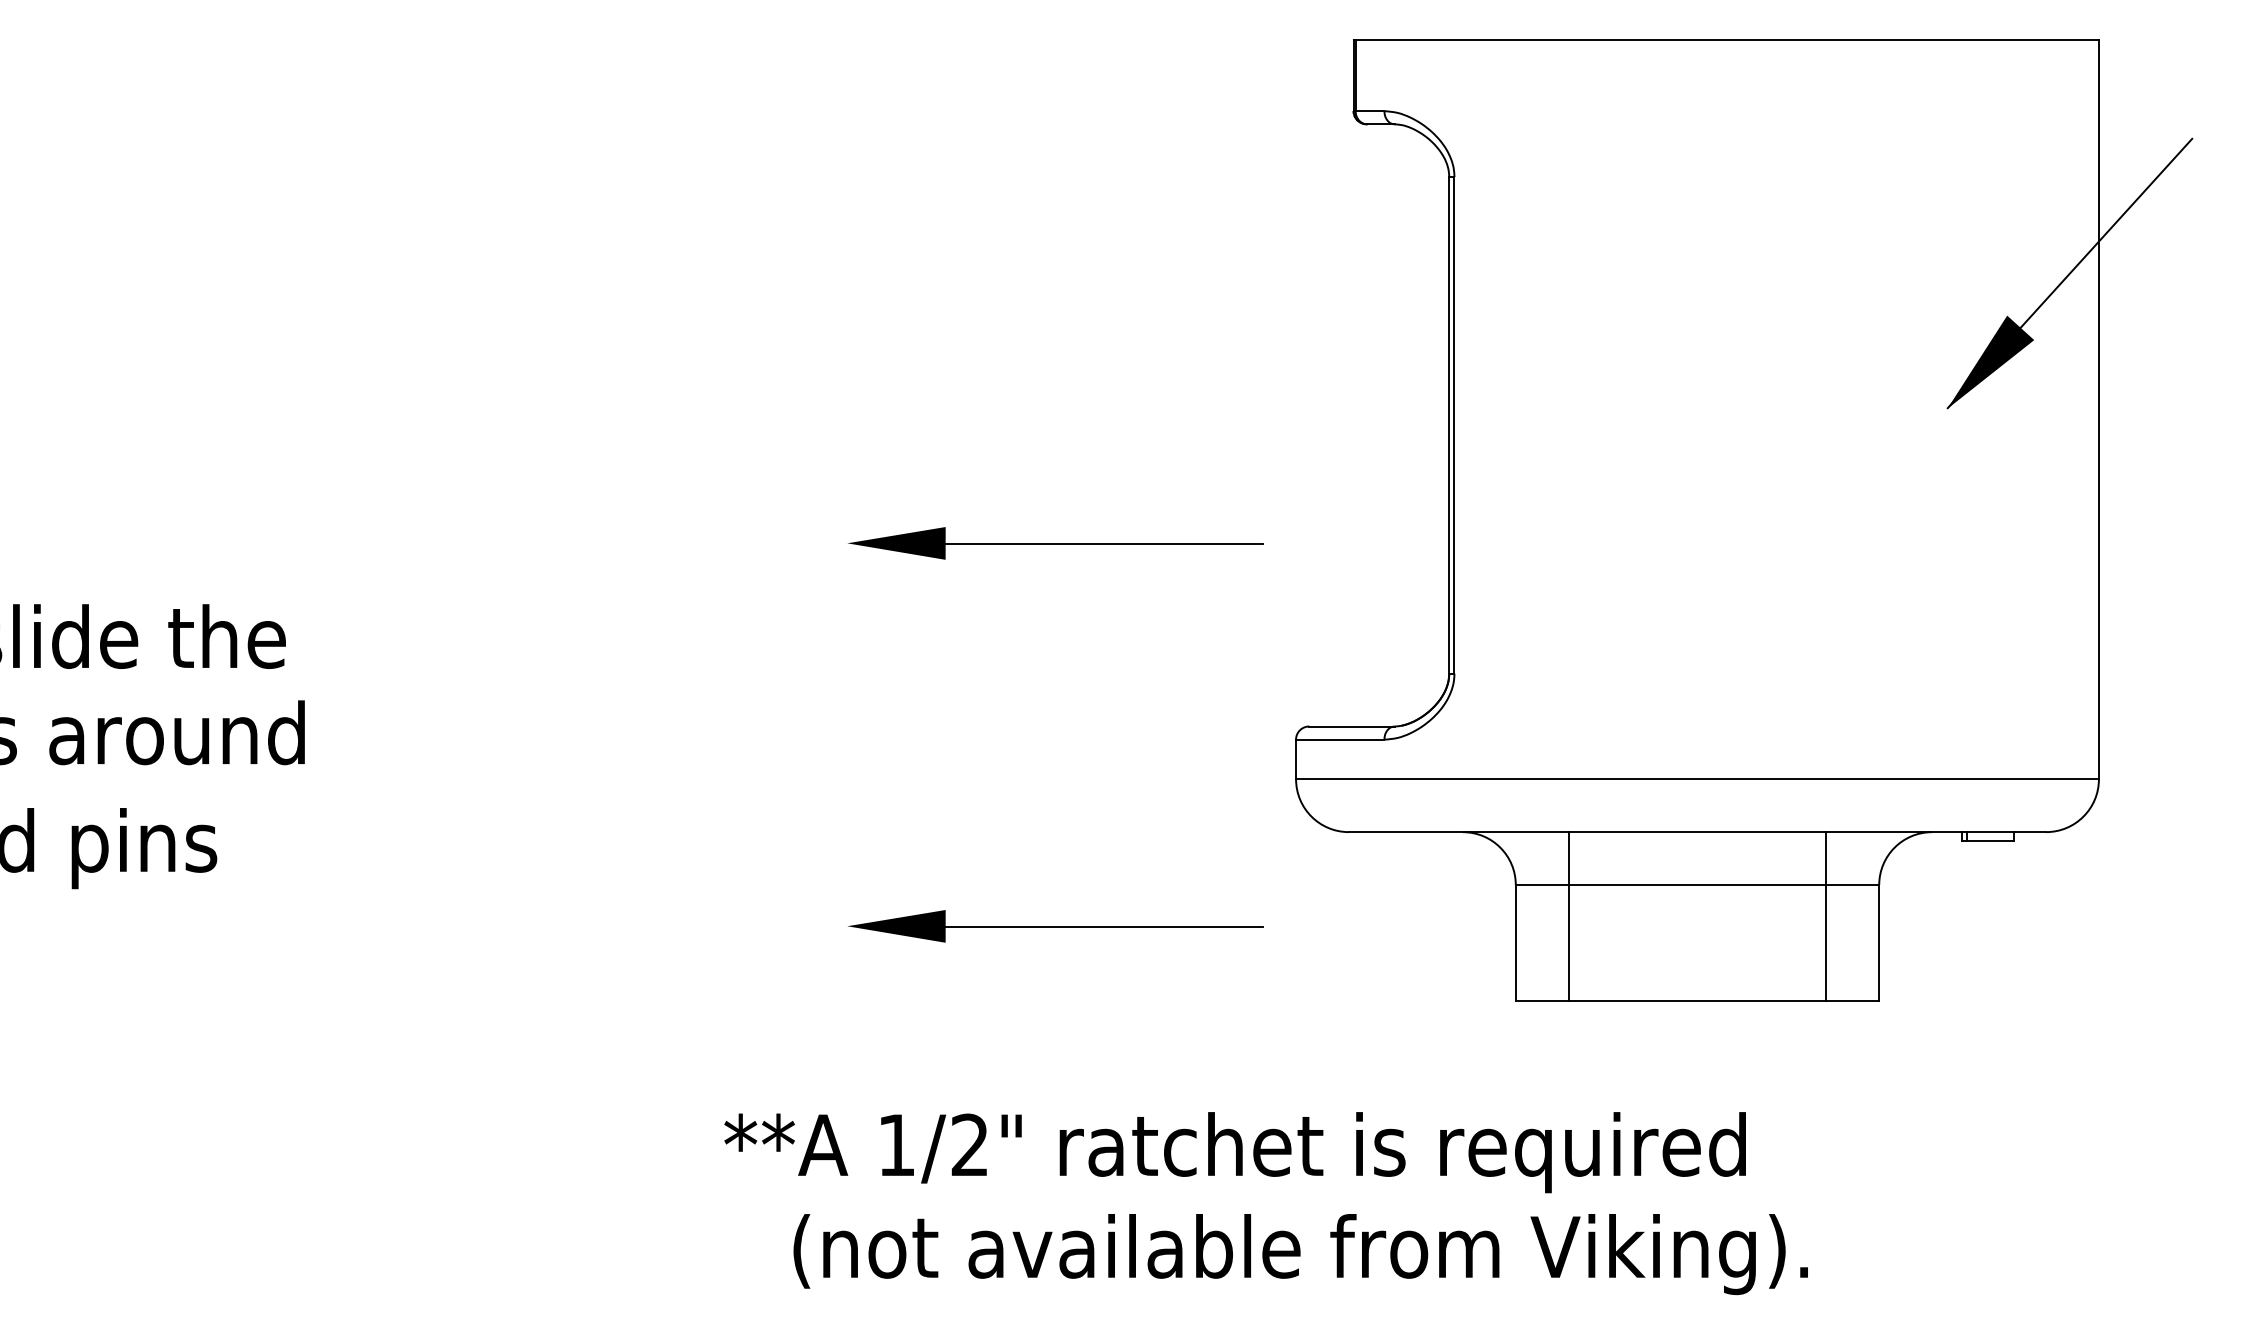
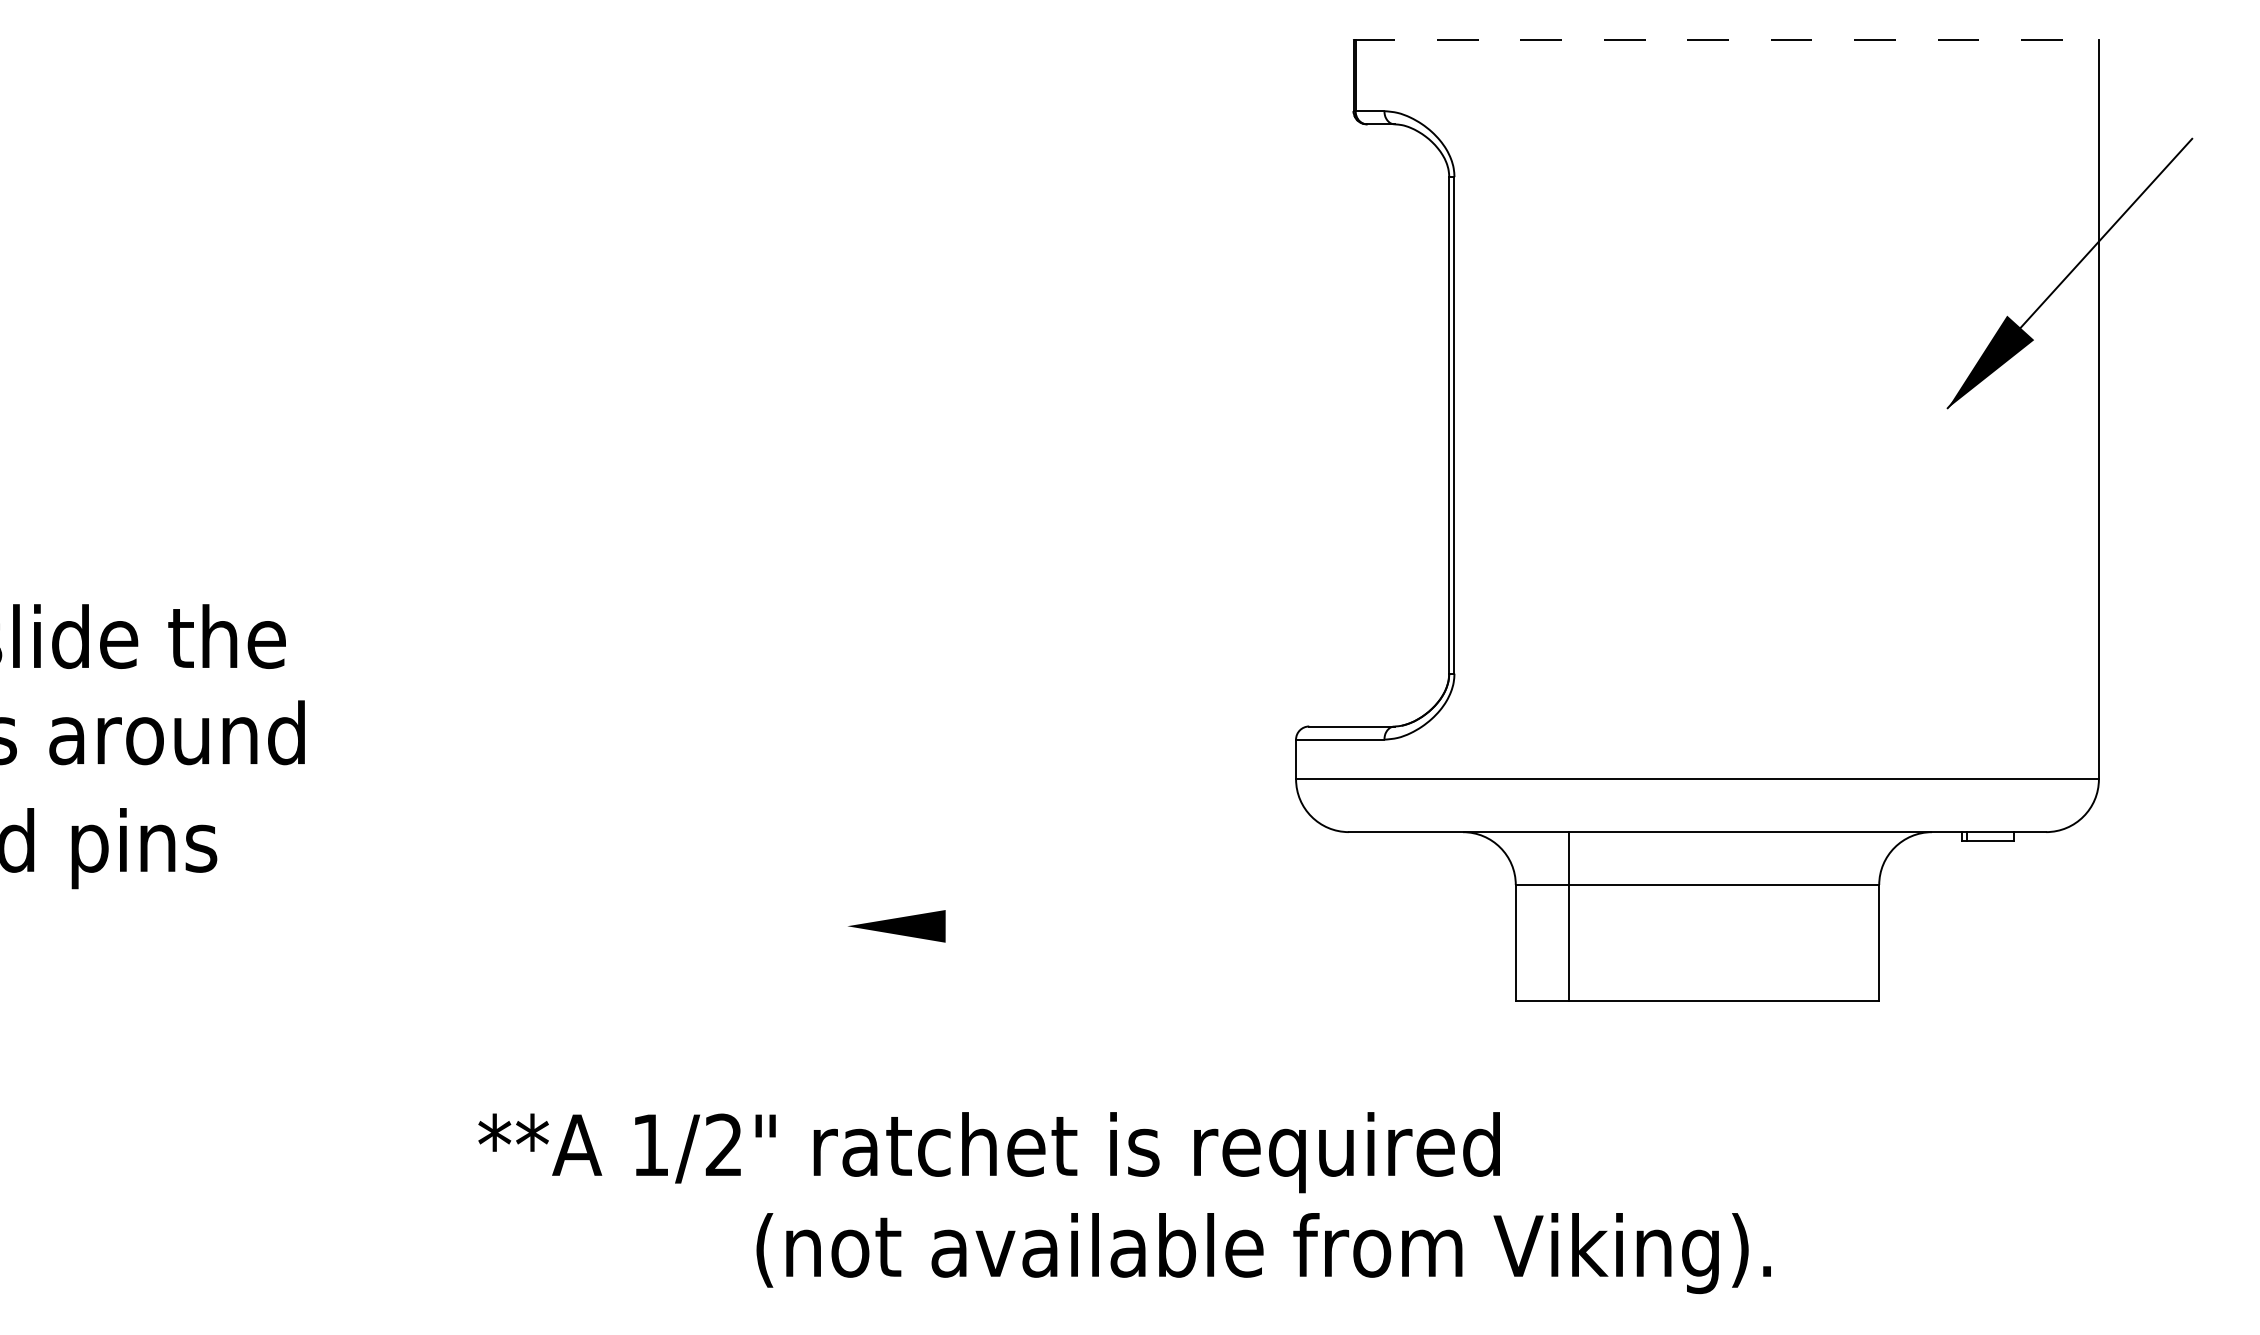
line: solid -> dashed (1726, 39)
part: present -> none (1055, 543)
line: present -> none (1826, 916)
line: present -> none (1071, 926)
text position: (1234, 1152) -> (988, 1152) (988, 1152)
text position: (1300, 1254) -> (1263, 1253) (1263, 1253)
